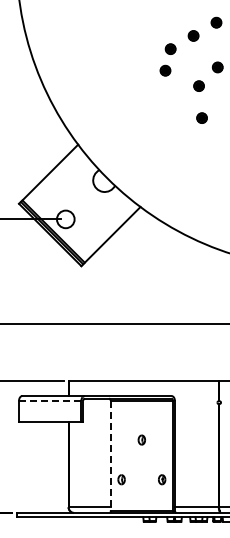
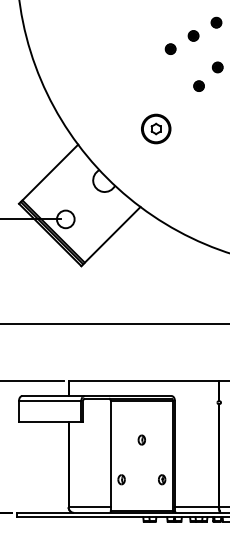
part: present -> none (165, 70)
part: present -> none (201, 117)
part: none -> present (156, 128)
line: dashed -> solid (50, 400)
line: dashed -> solid (110, 455)
